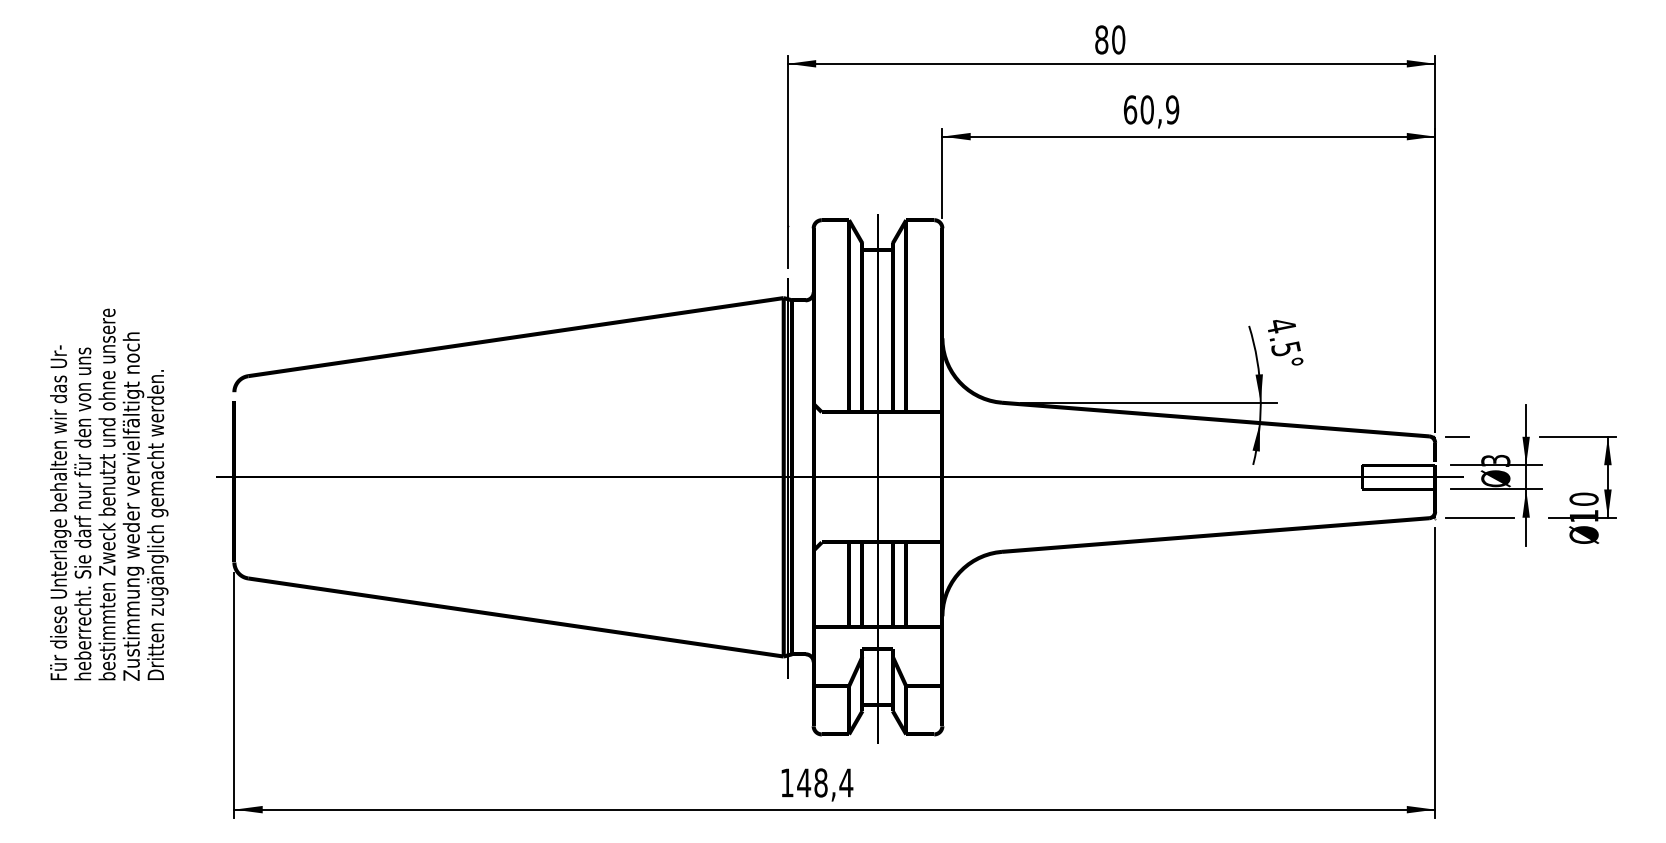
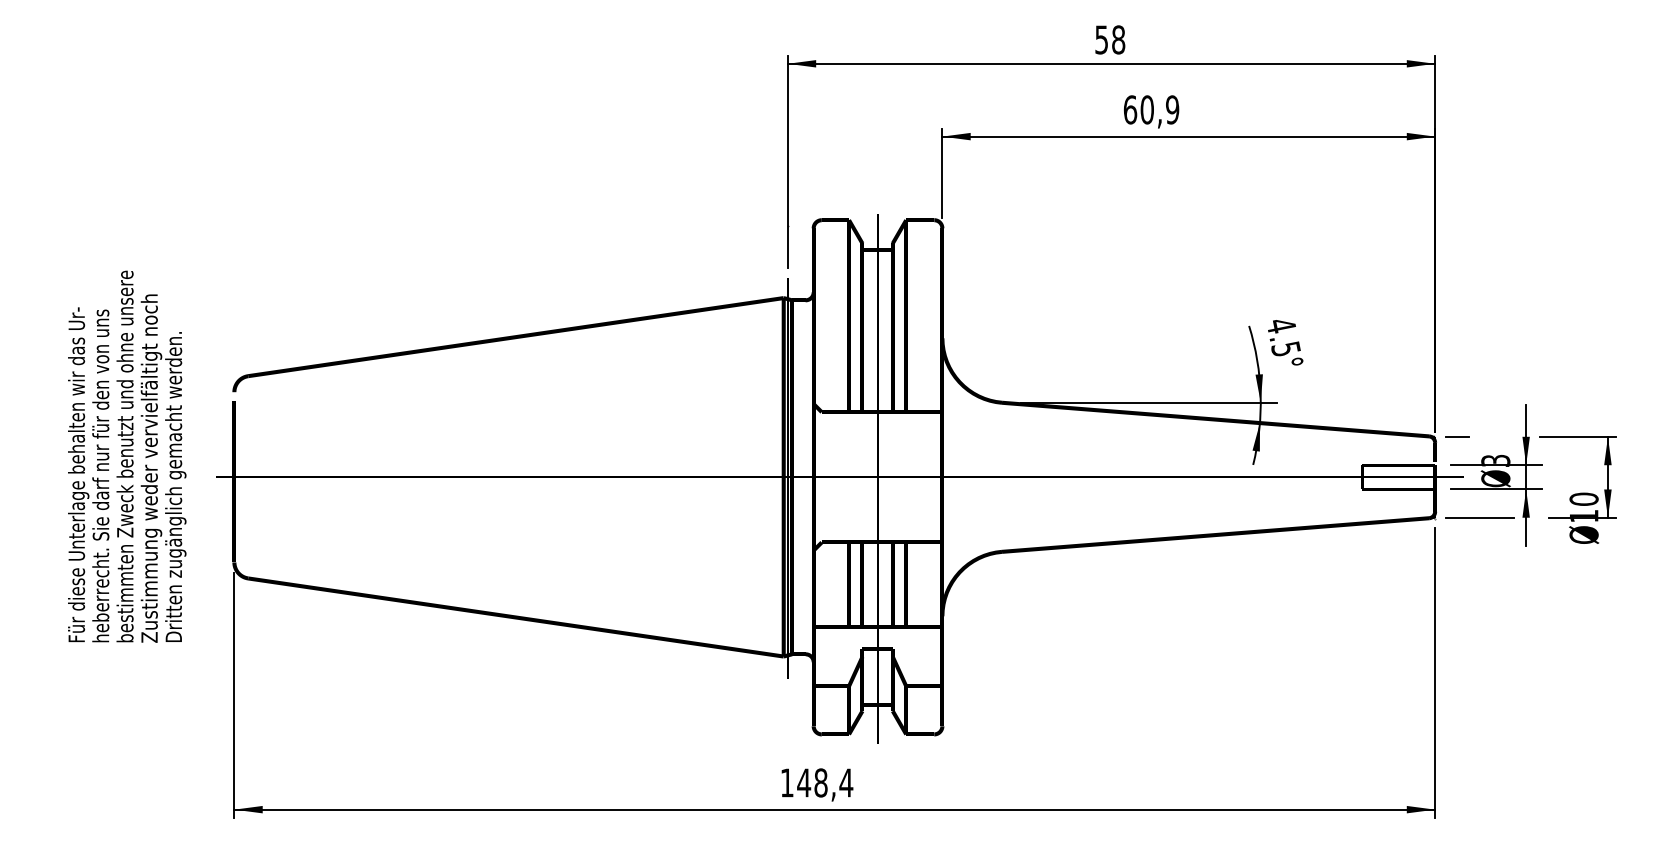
text: 80 -> 58 (1110, 39)
text position: (109, 494) -> (127, 456) (127, 456)
